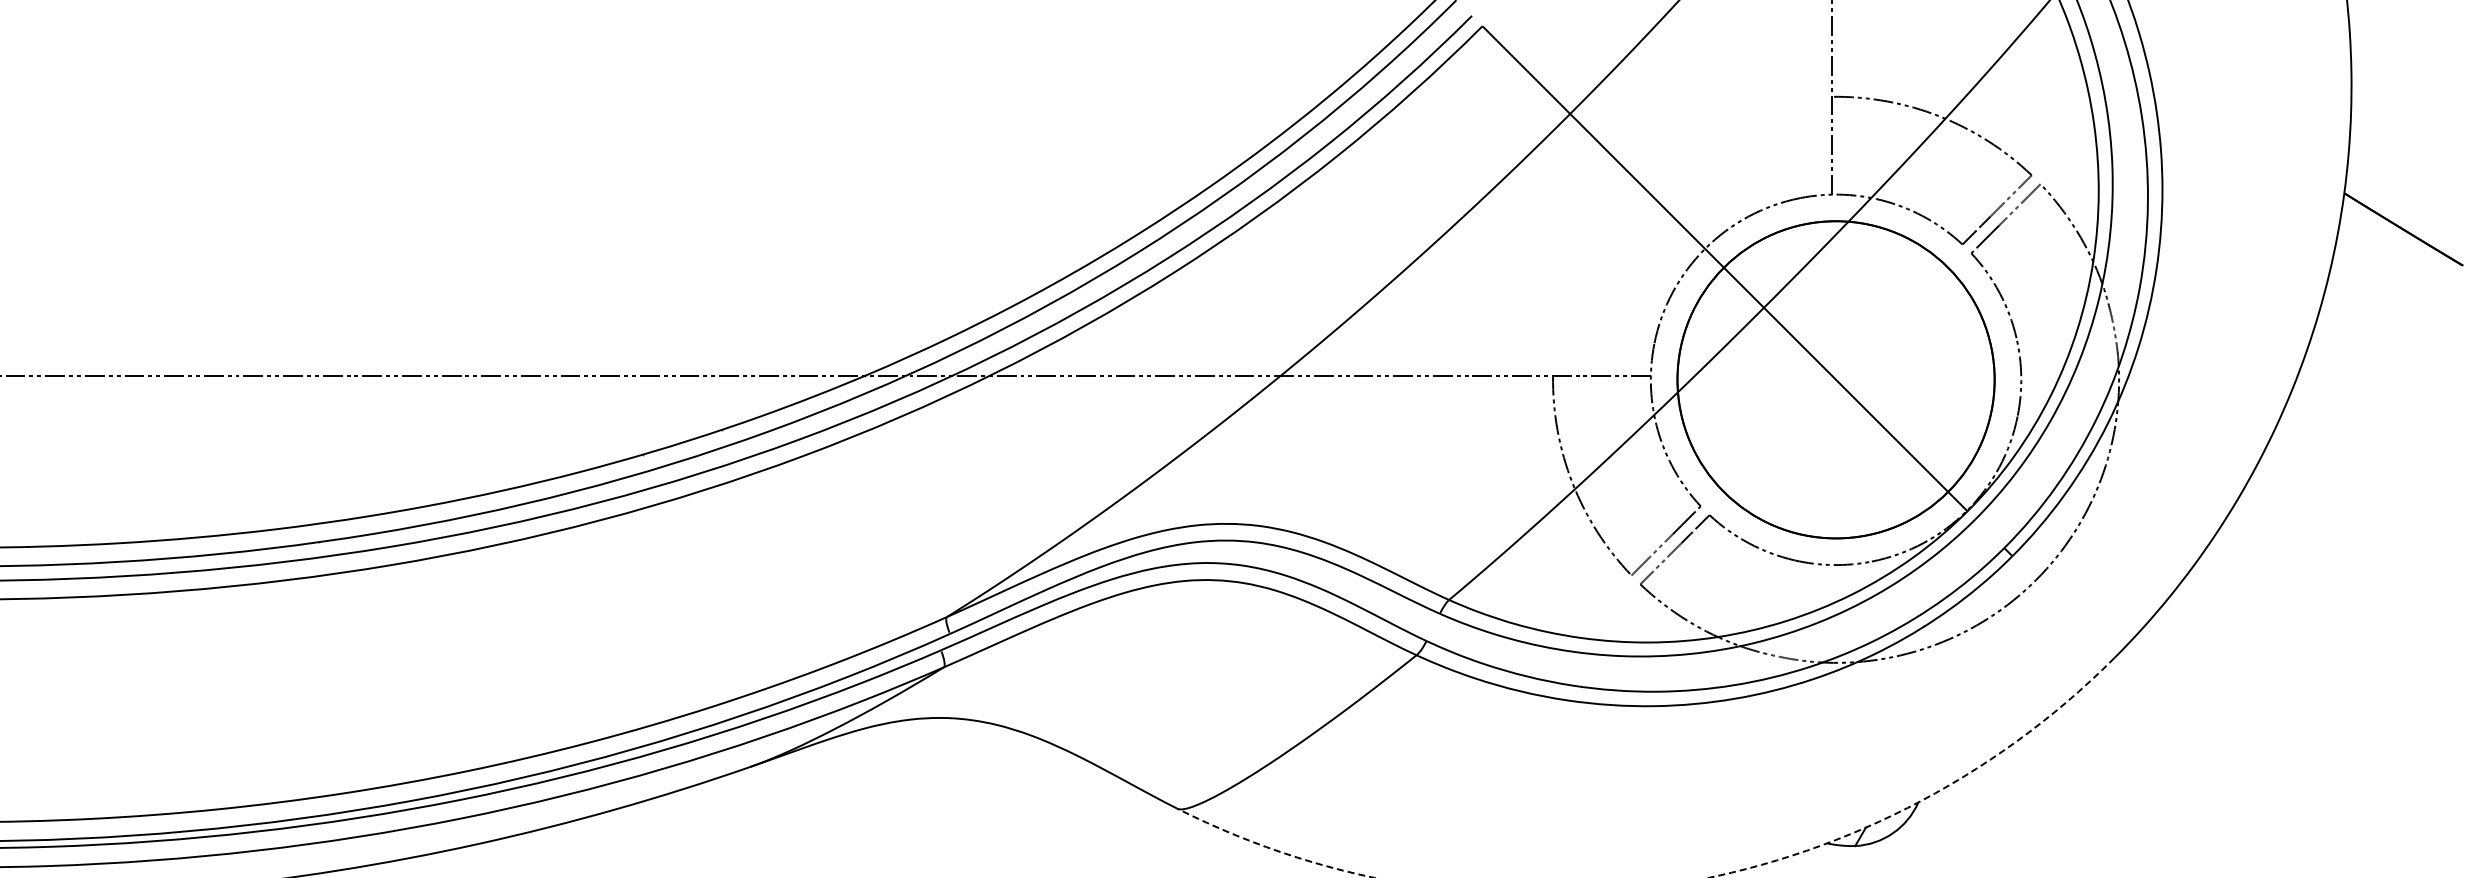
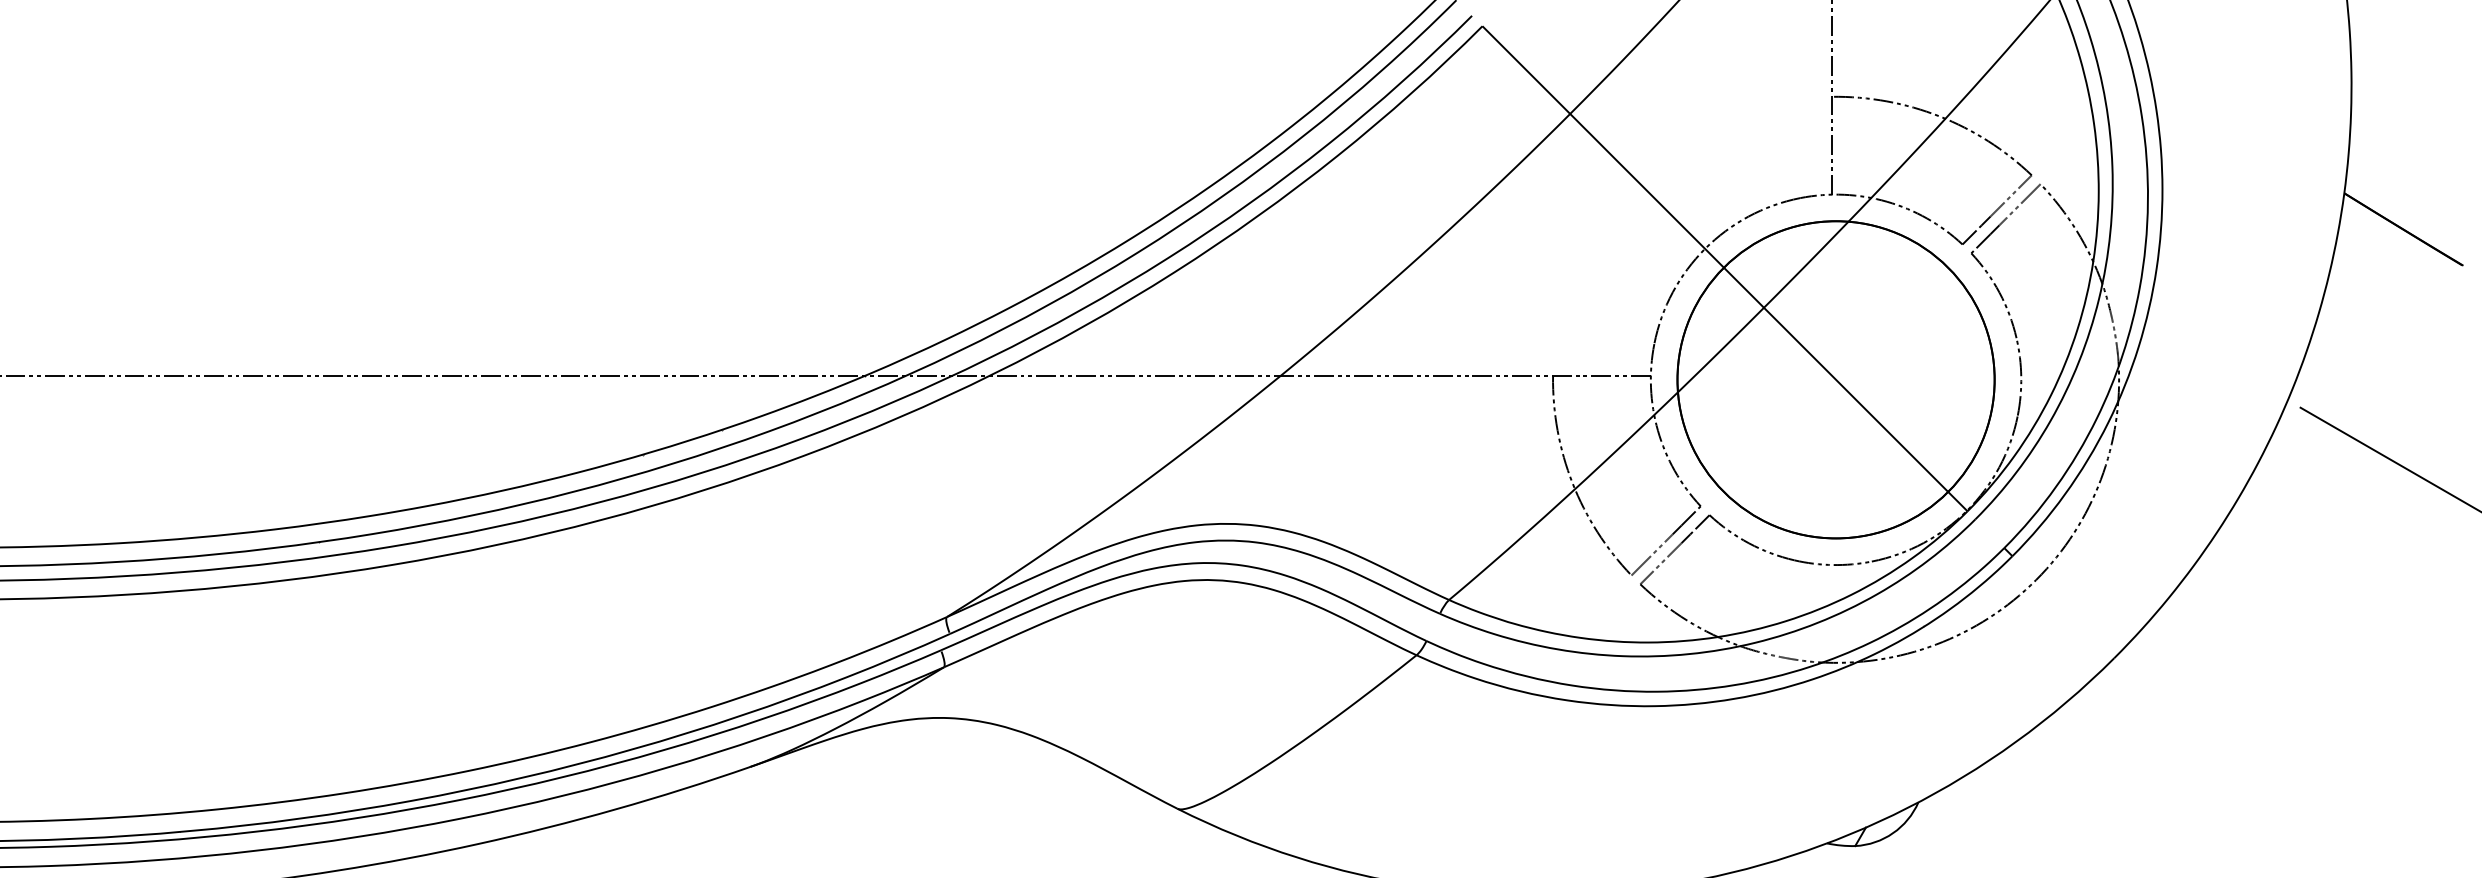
line: none -> present (2389, 458)
arc: dashed -> solid (1831, 841)
